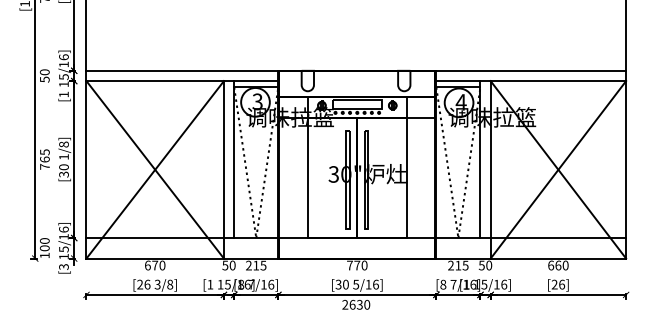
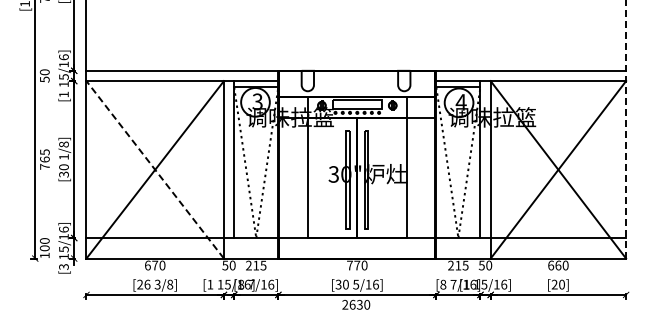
line: solid -> dashed (626, 129)
line: solid -> dashed (154, 169)
text: [26] -> [20] (562, 284)
